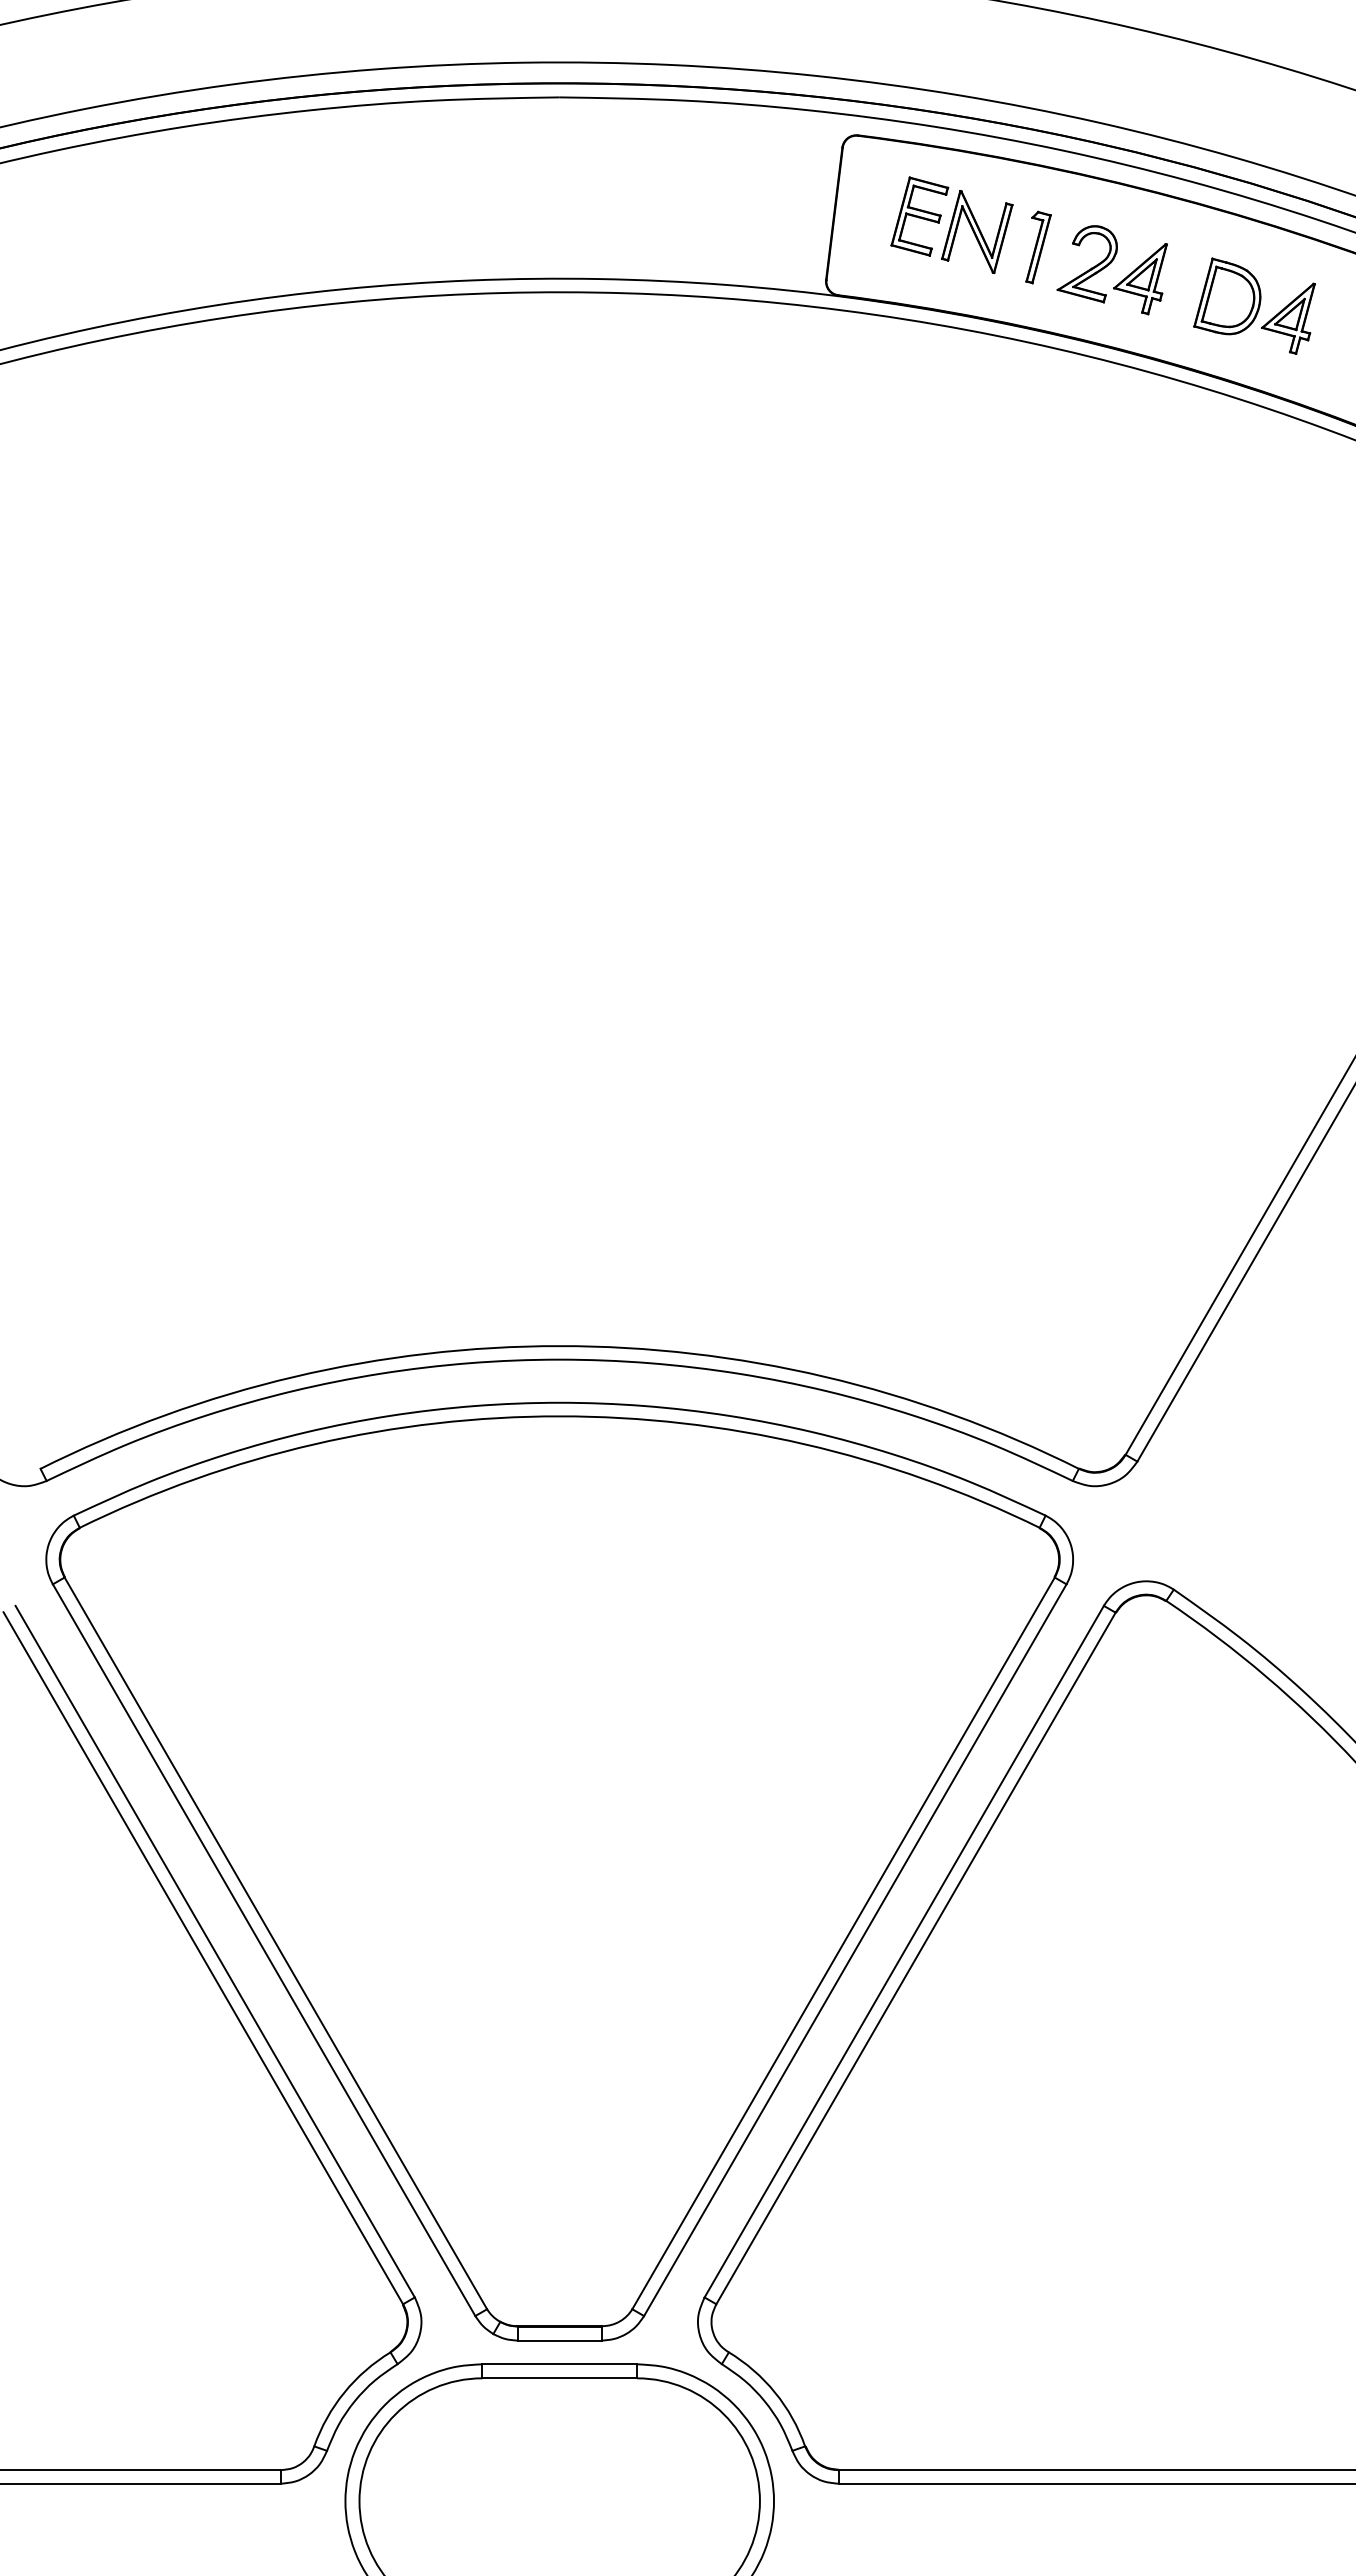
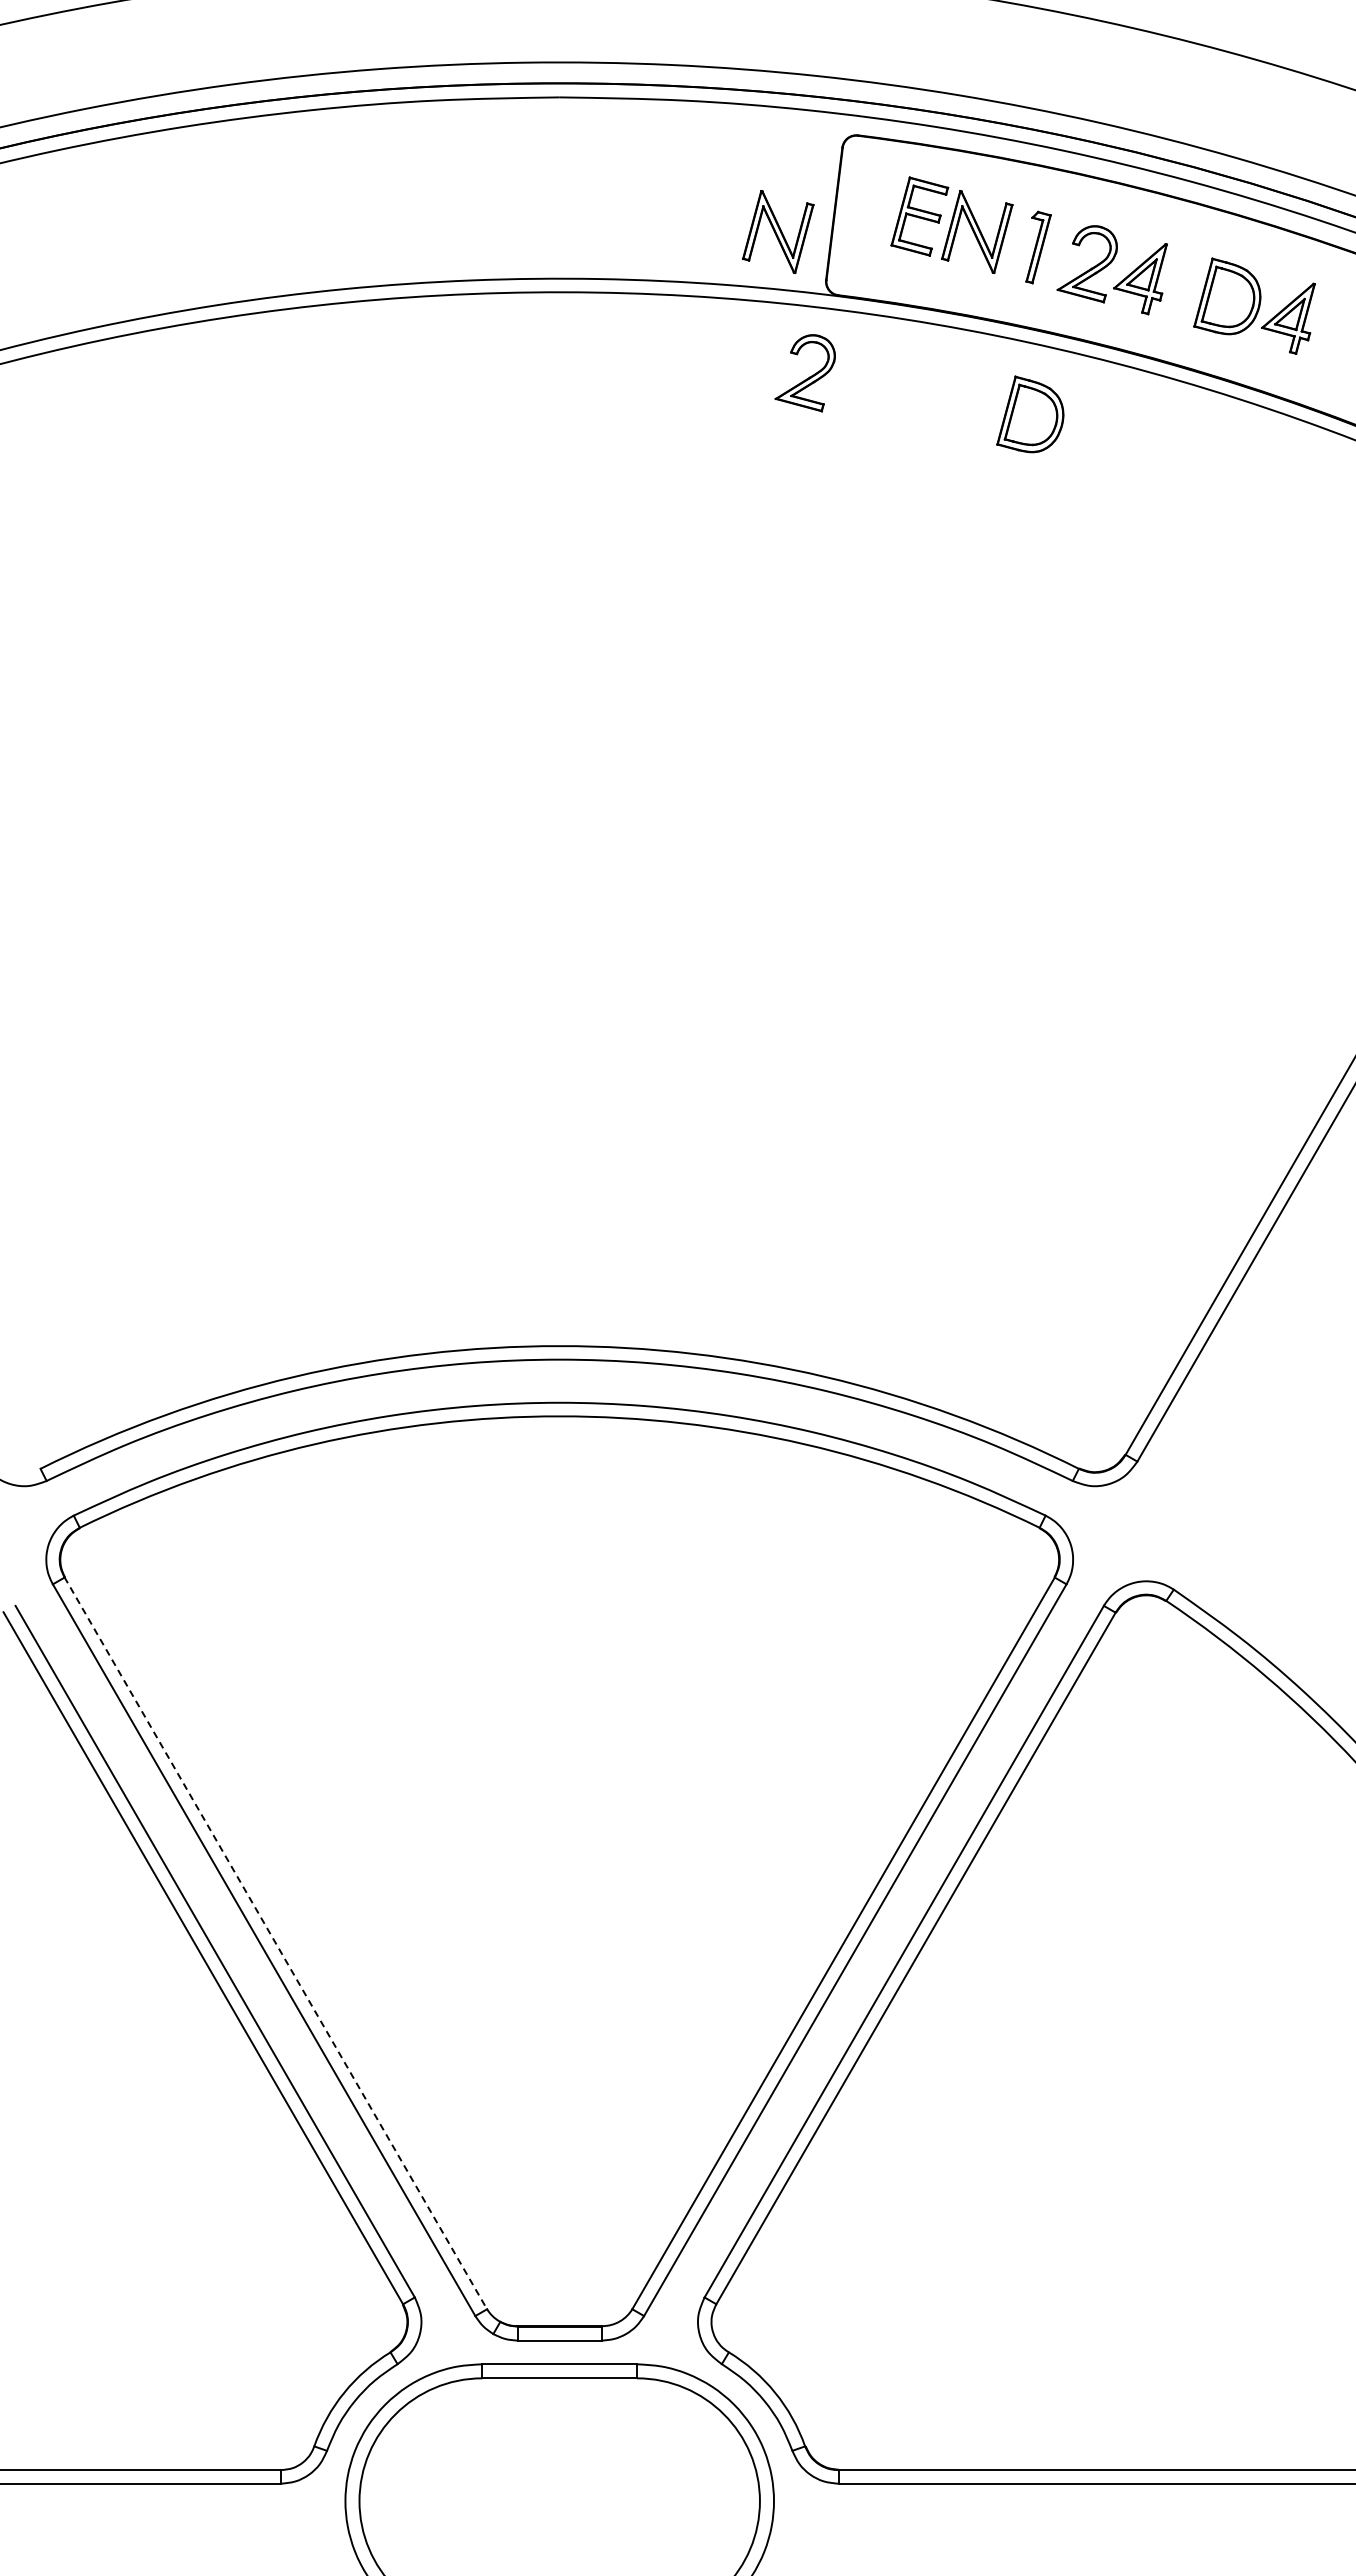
part: none -> present (778, 231)
part: none -> present (804, 373)
part: none -> present (1030, 414)
line: solid -> dashed (275, 1943)
